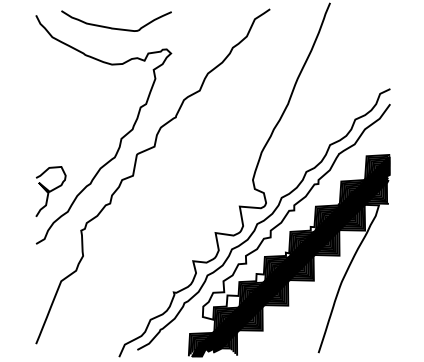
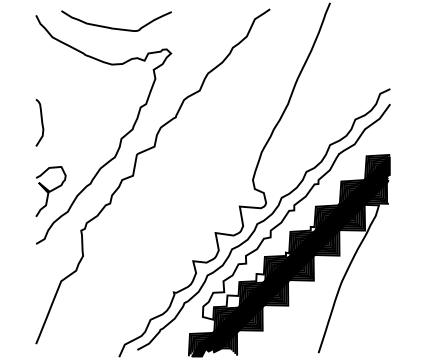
curve: none -> present (41, 122)
